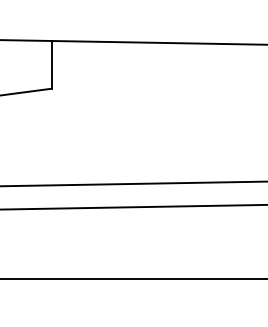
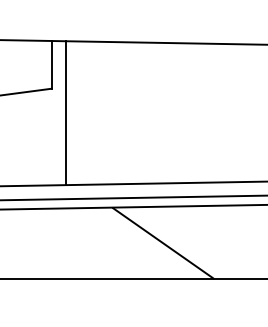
line: none -> present (65, 113)
line: none -> present (133, 197)
hatch: none -> present (163, 243)
